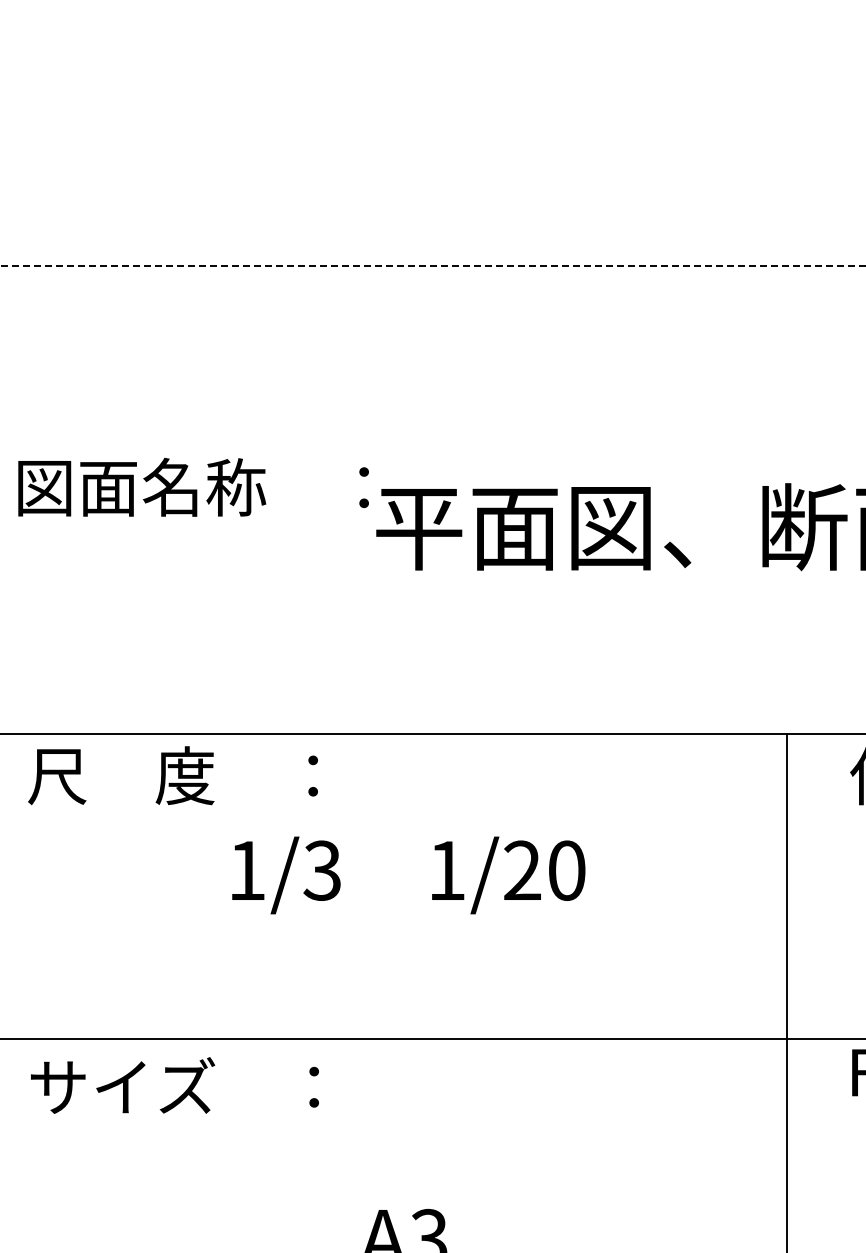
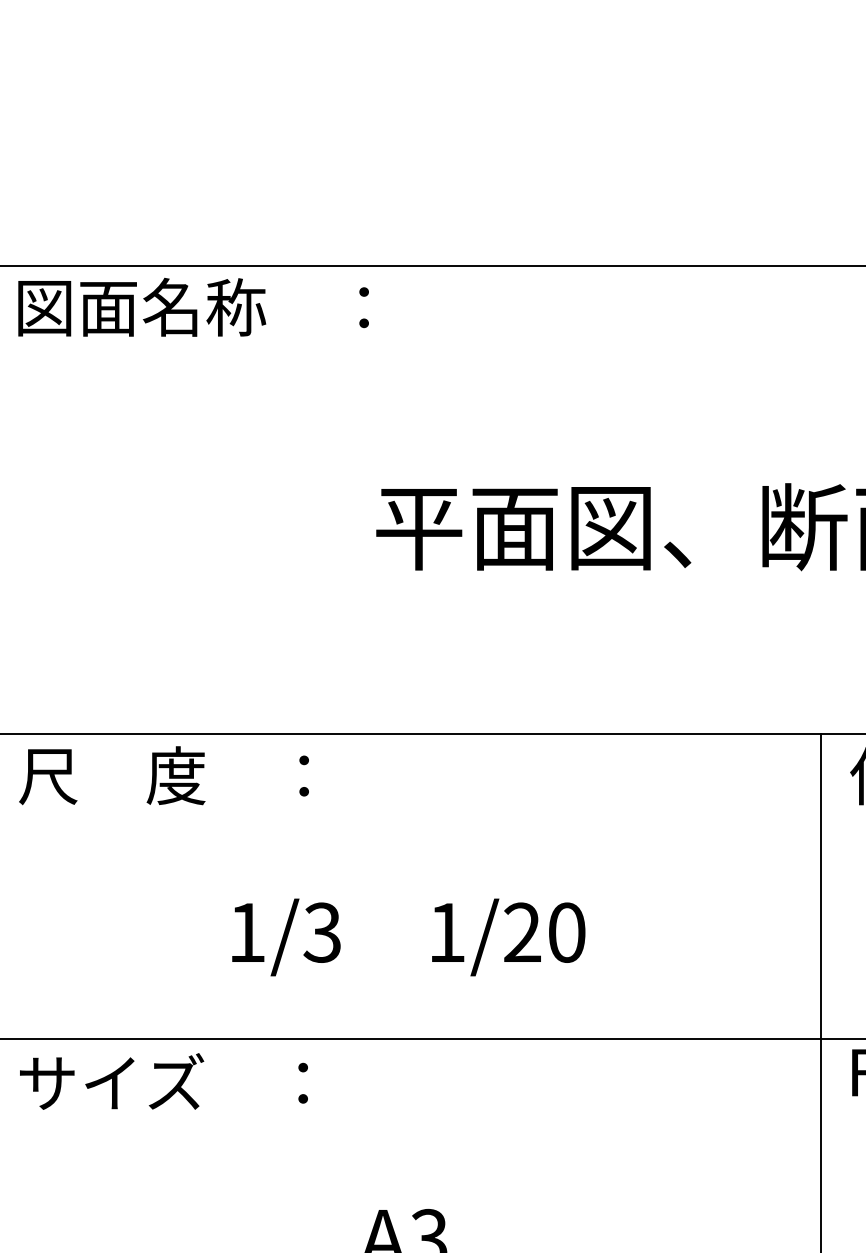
line: dashed -> solid (433, 265)
text position: (193, 486) -> (193, 306) (193, 306)
text position: (172, 775) -> (163, 775) (163, 775)
text position: (408, 875) -> (408, 937) (408, 937)
line position: (787, 991) -> (821, 991) (821, 991)
text position: (174, 1085) -> (163, 1081) (163, 1081)
